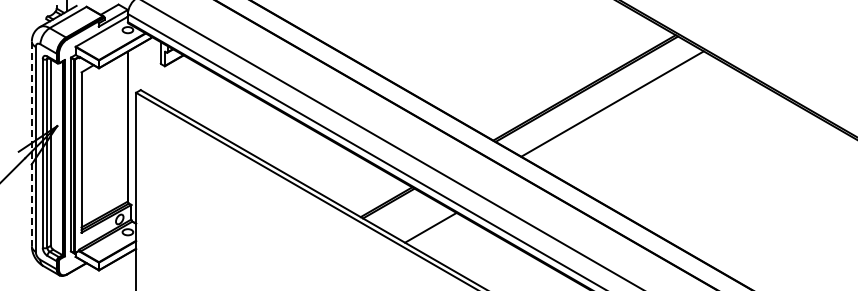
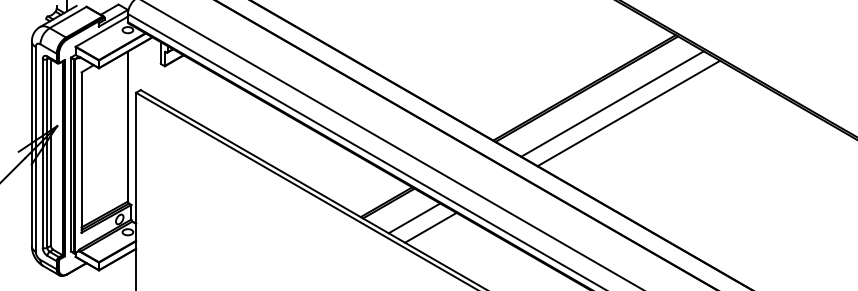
line: none -> present (628, 113)
line: dashed -> solid (31, 144)
line: none -> present (414, 218)
